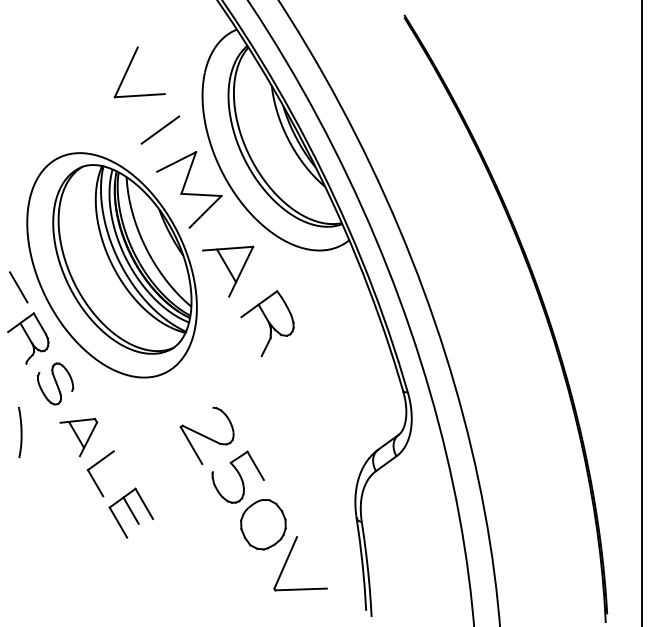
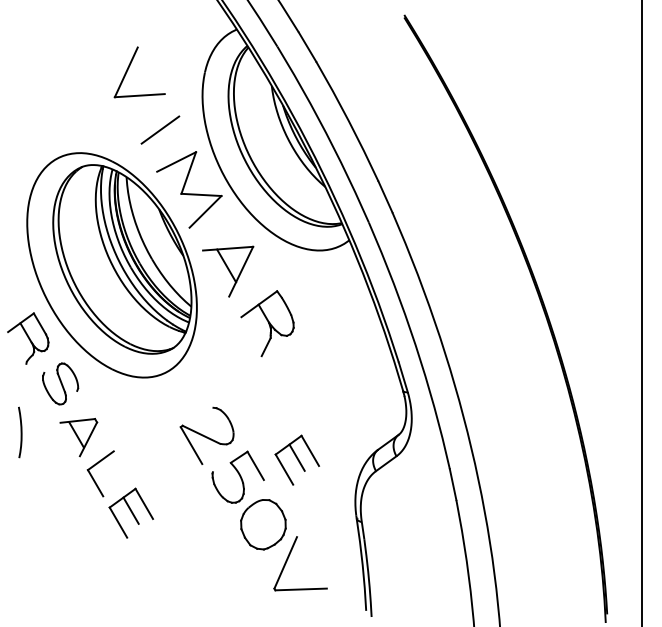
line: present -> none (18, 287)
part position: (55, 383) -> (60, 383) (60, 383)
part: none -> present (296, 459)
